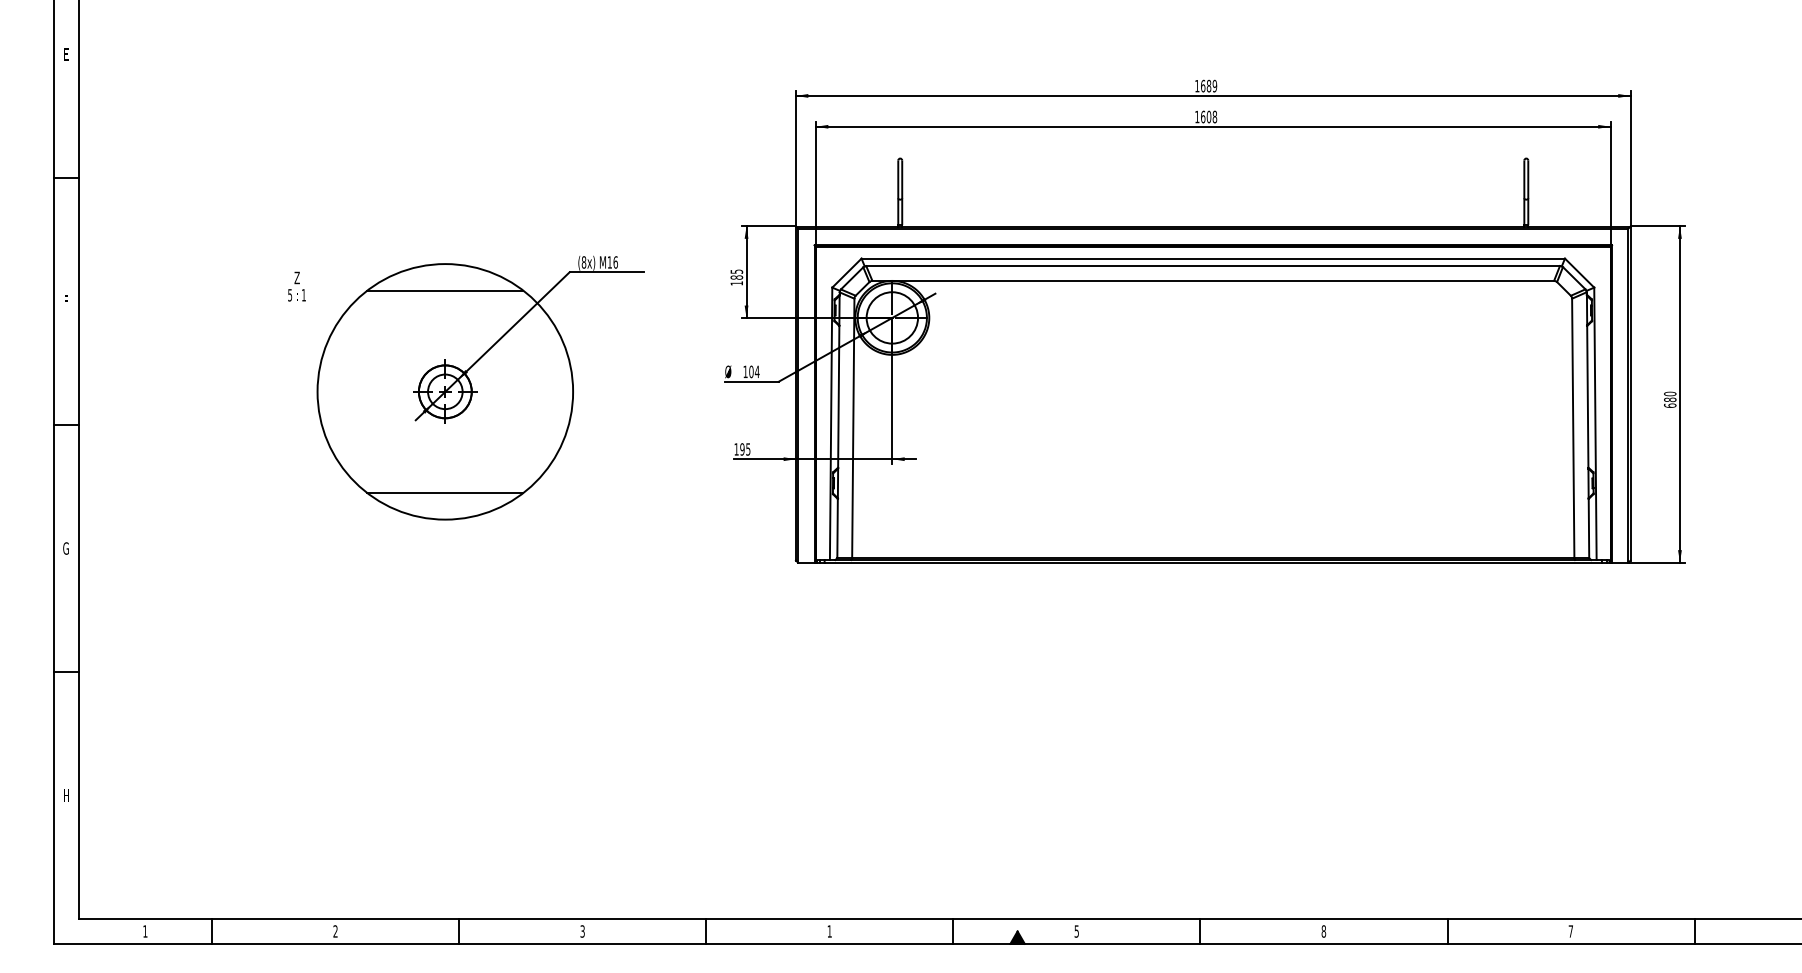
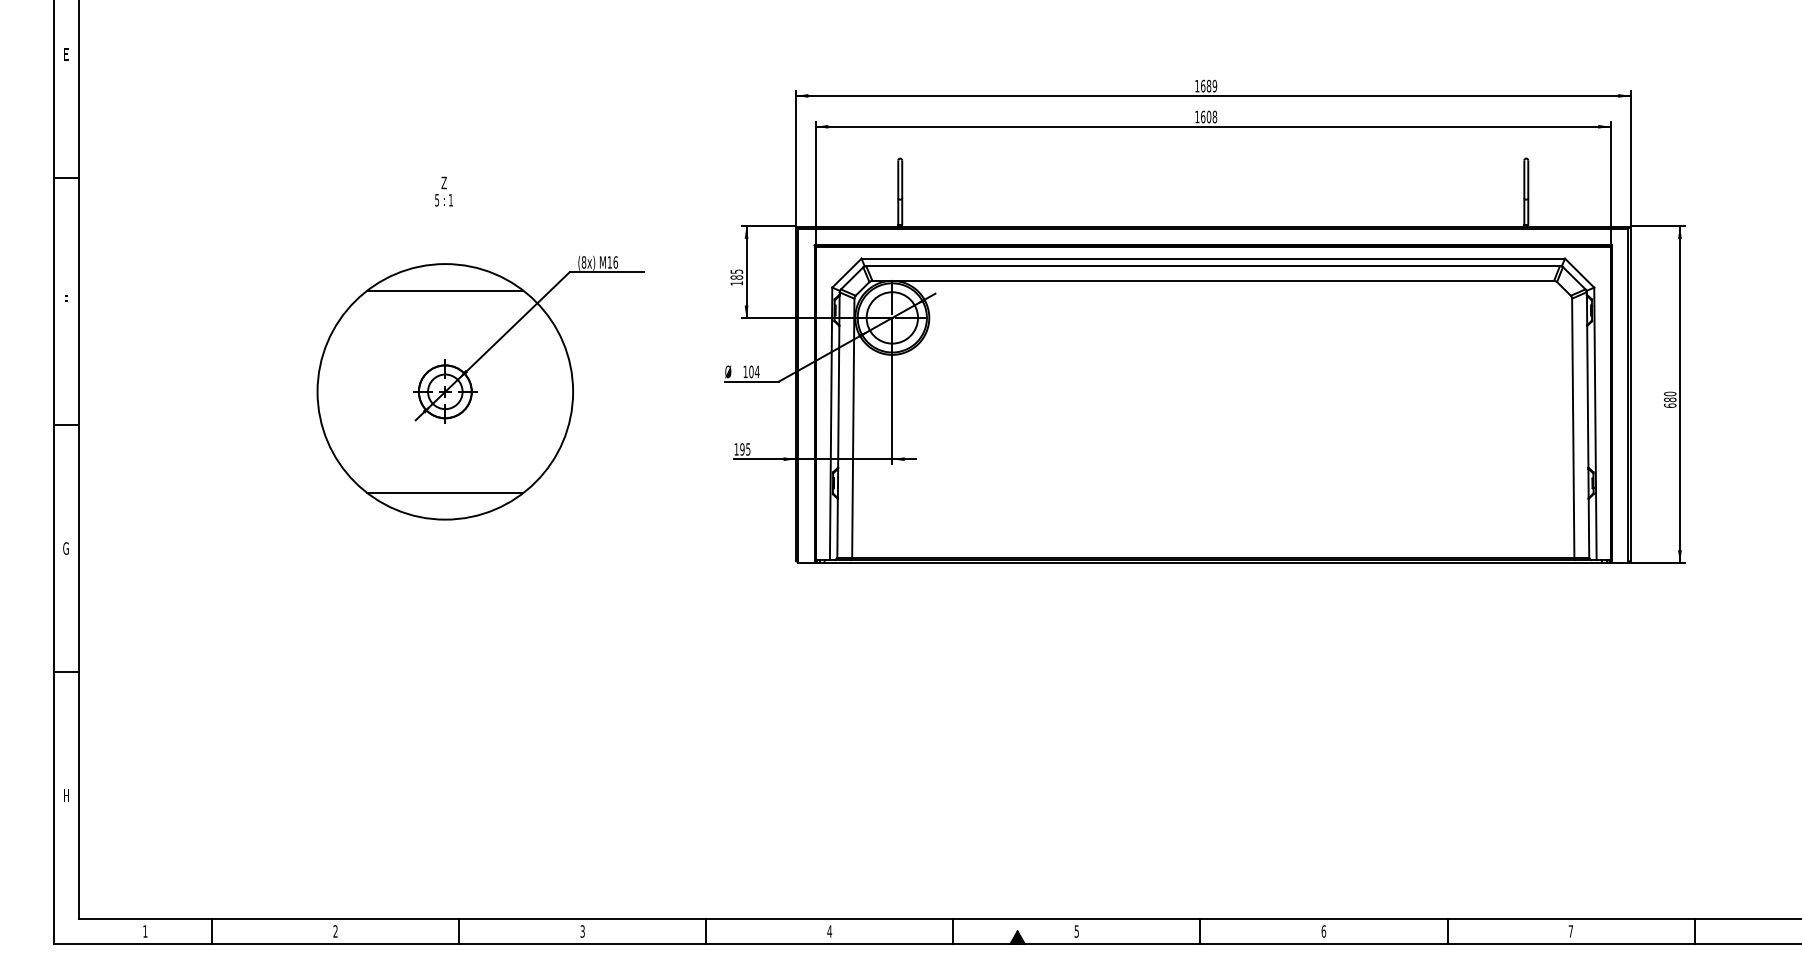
text position: (296, 286) -> (443, 191) (443, 191)
text: 1 -> 4 (829, 931)
text: 8 -> 6 (1323, 931)
